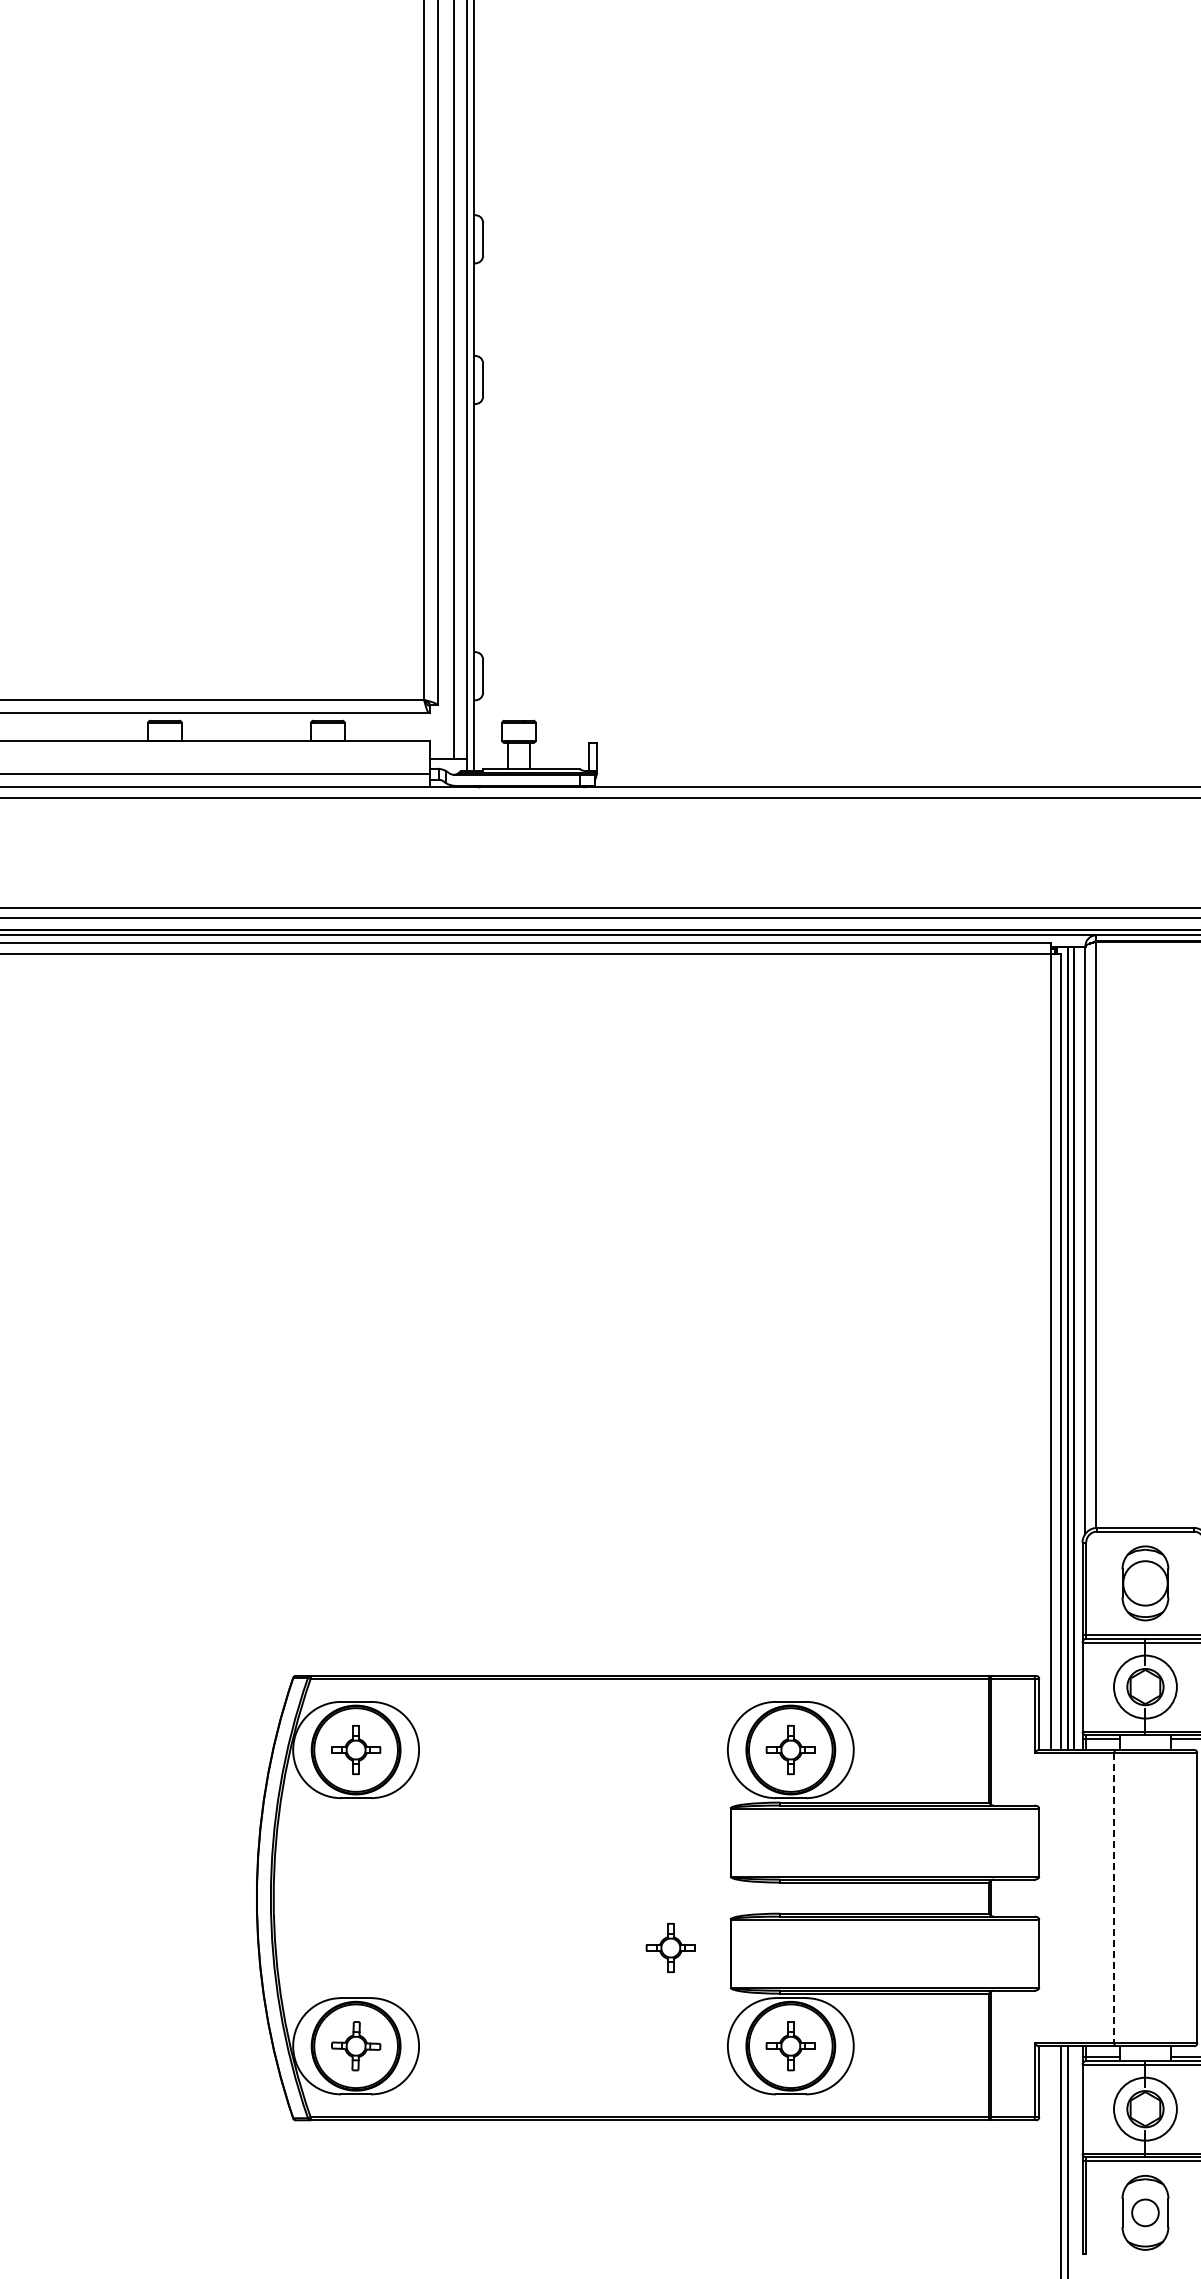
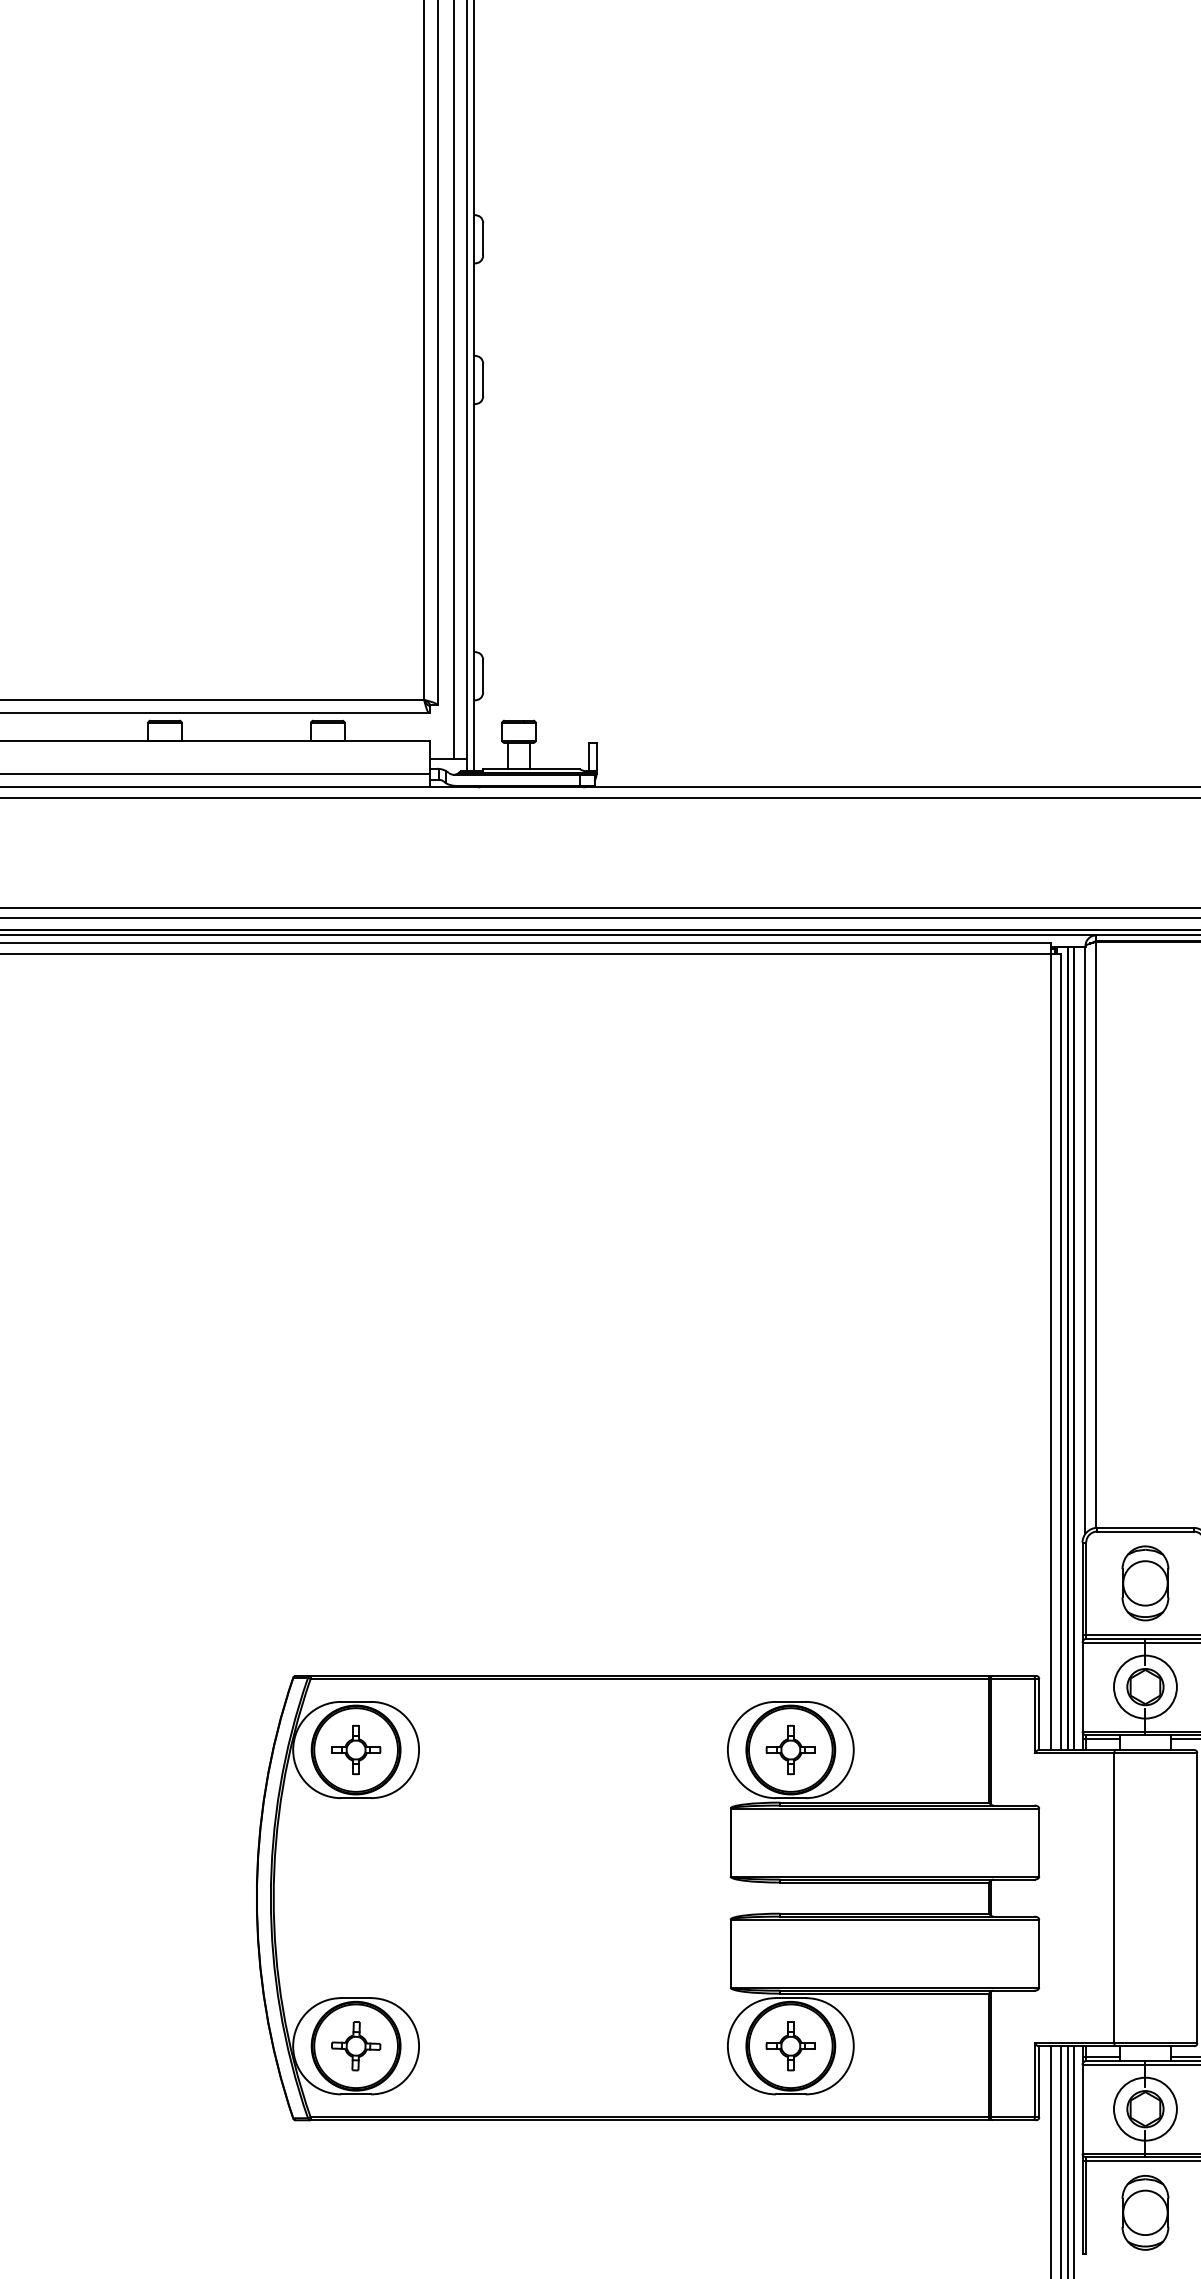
line: dashed -> solid (1114, 1898)
part: present -> none (670, 1947)
line: none -> present (1050, 2160)
line: none -> present (1074, 2160)
circle diameter: 27 px -> 44 px (1145, 2212)
